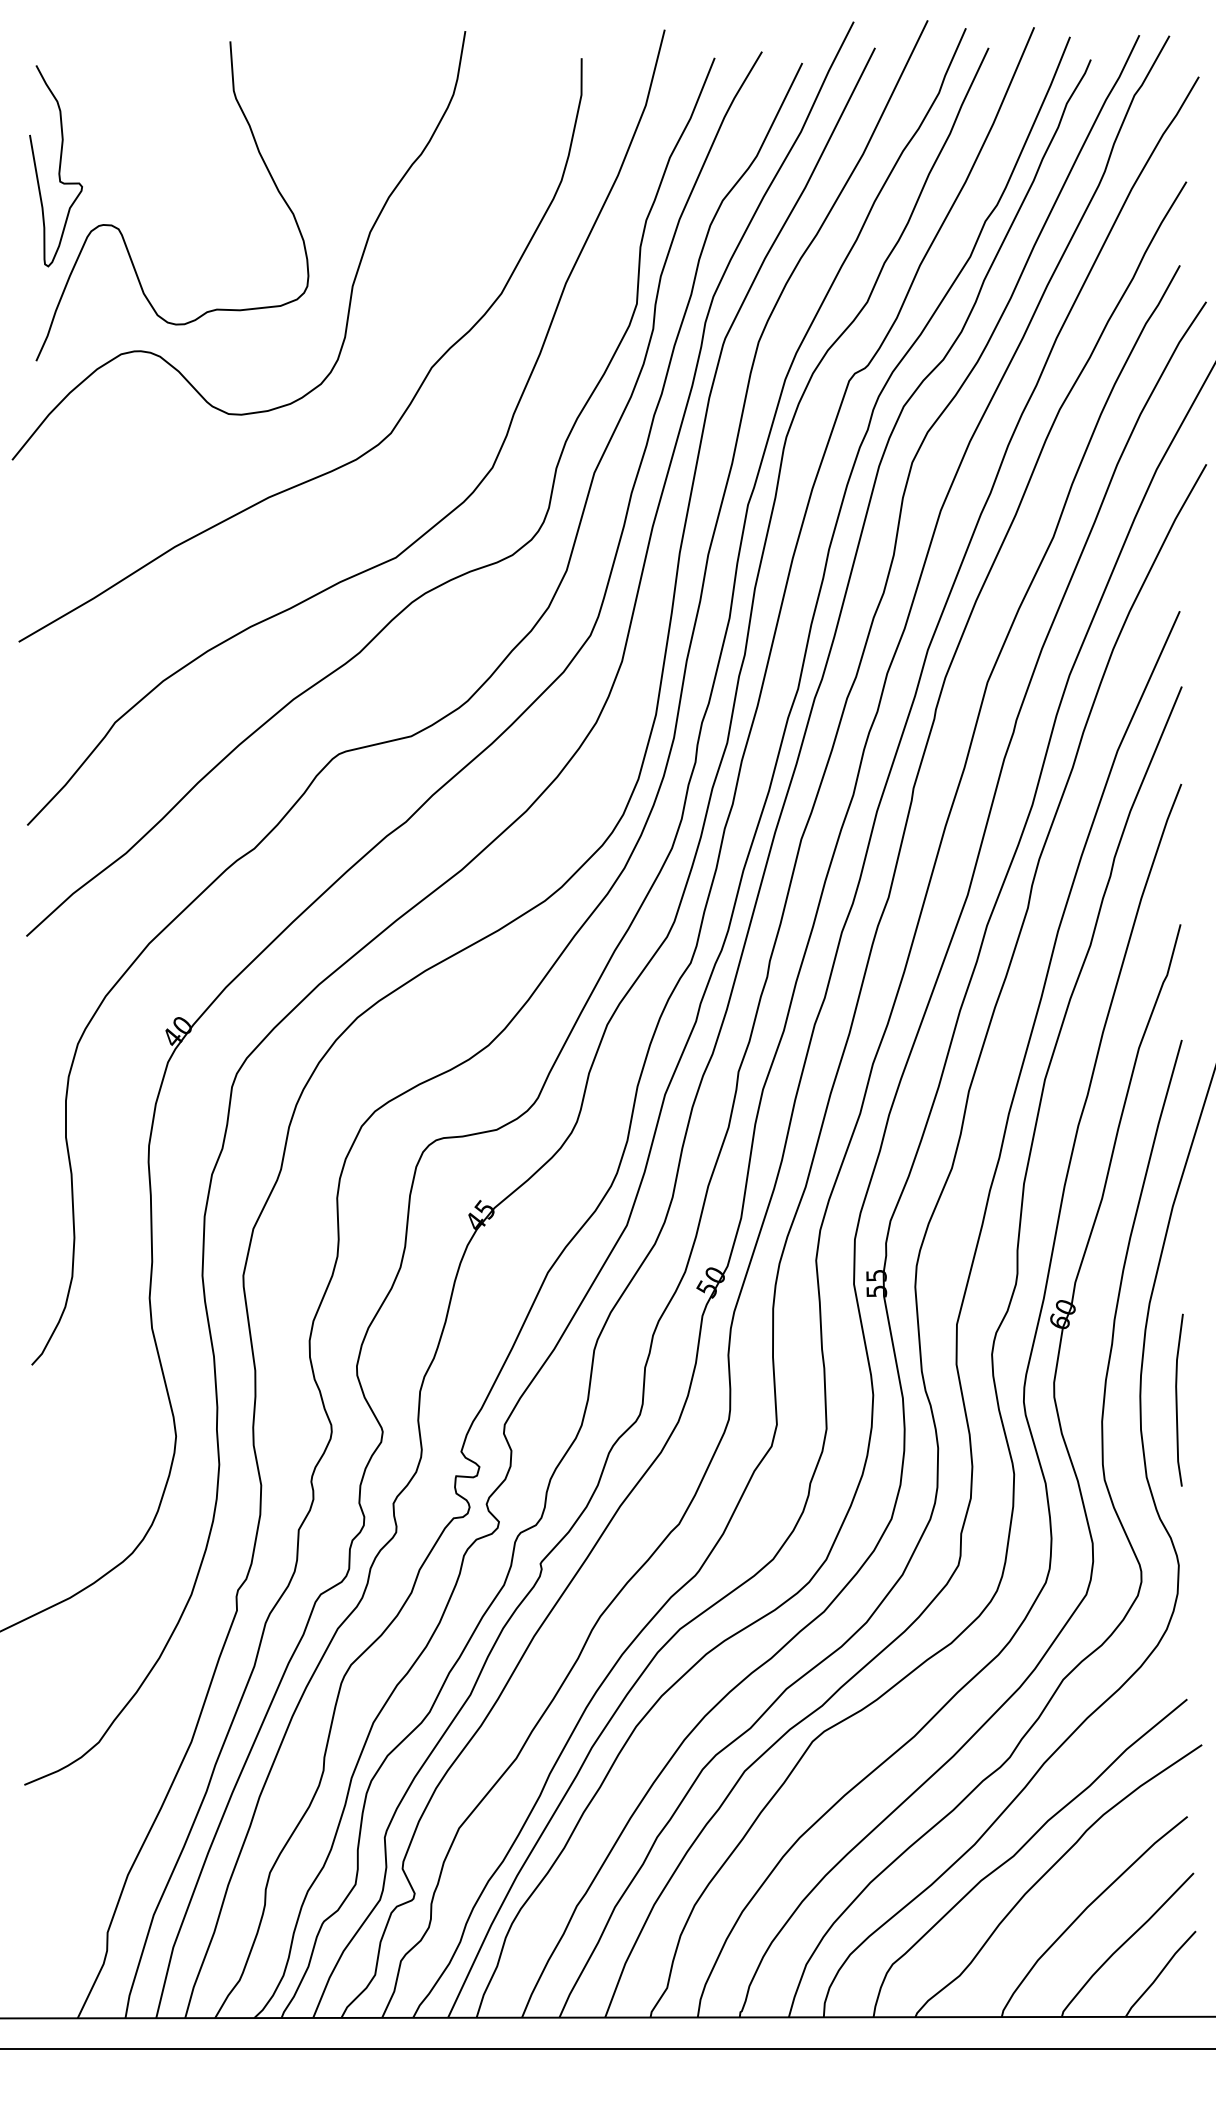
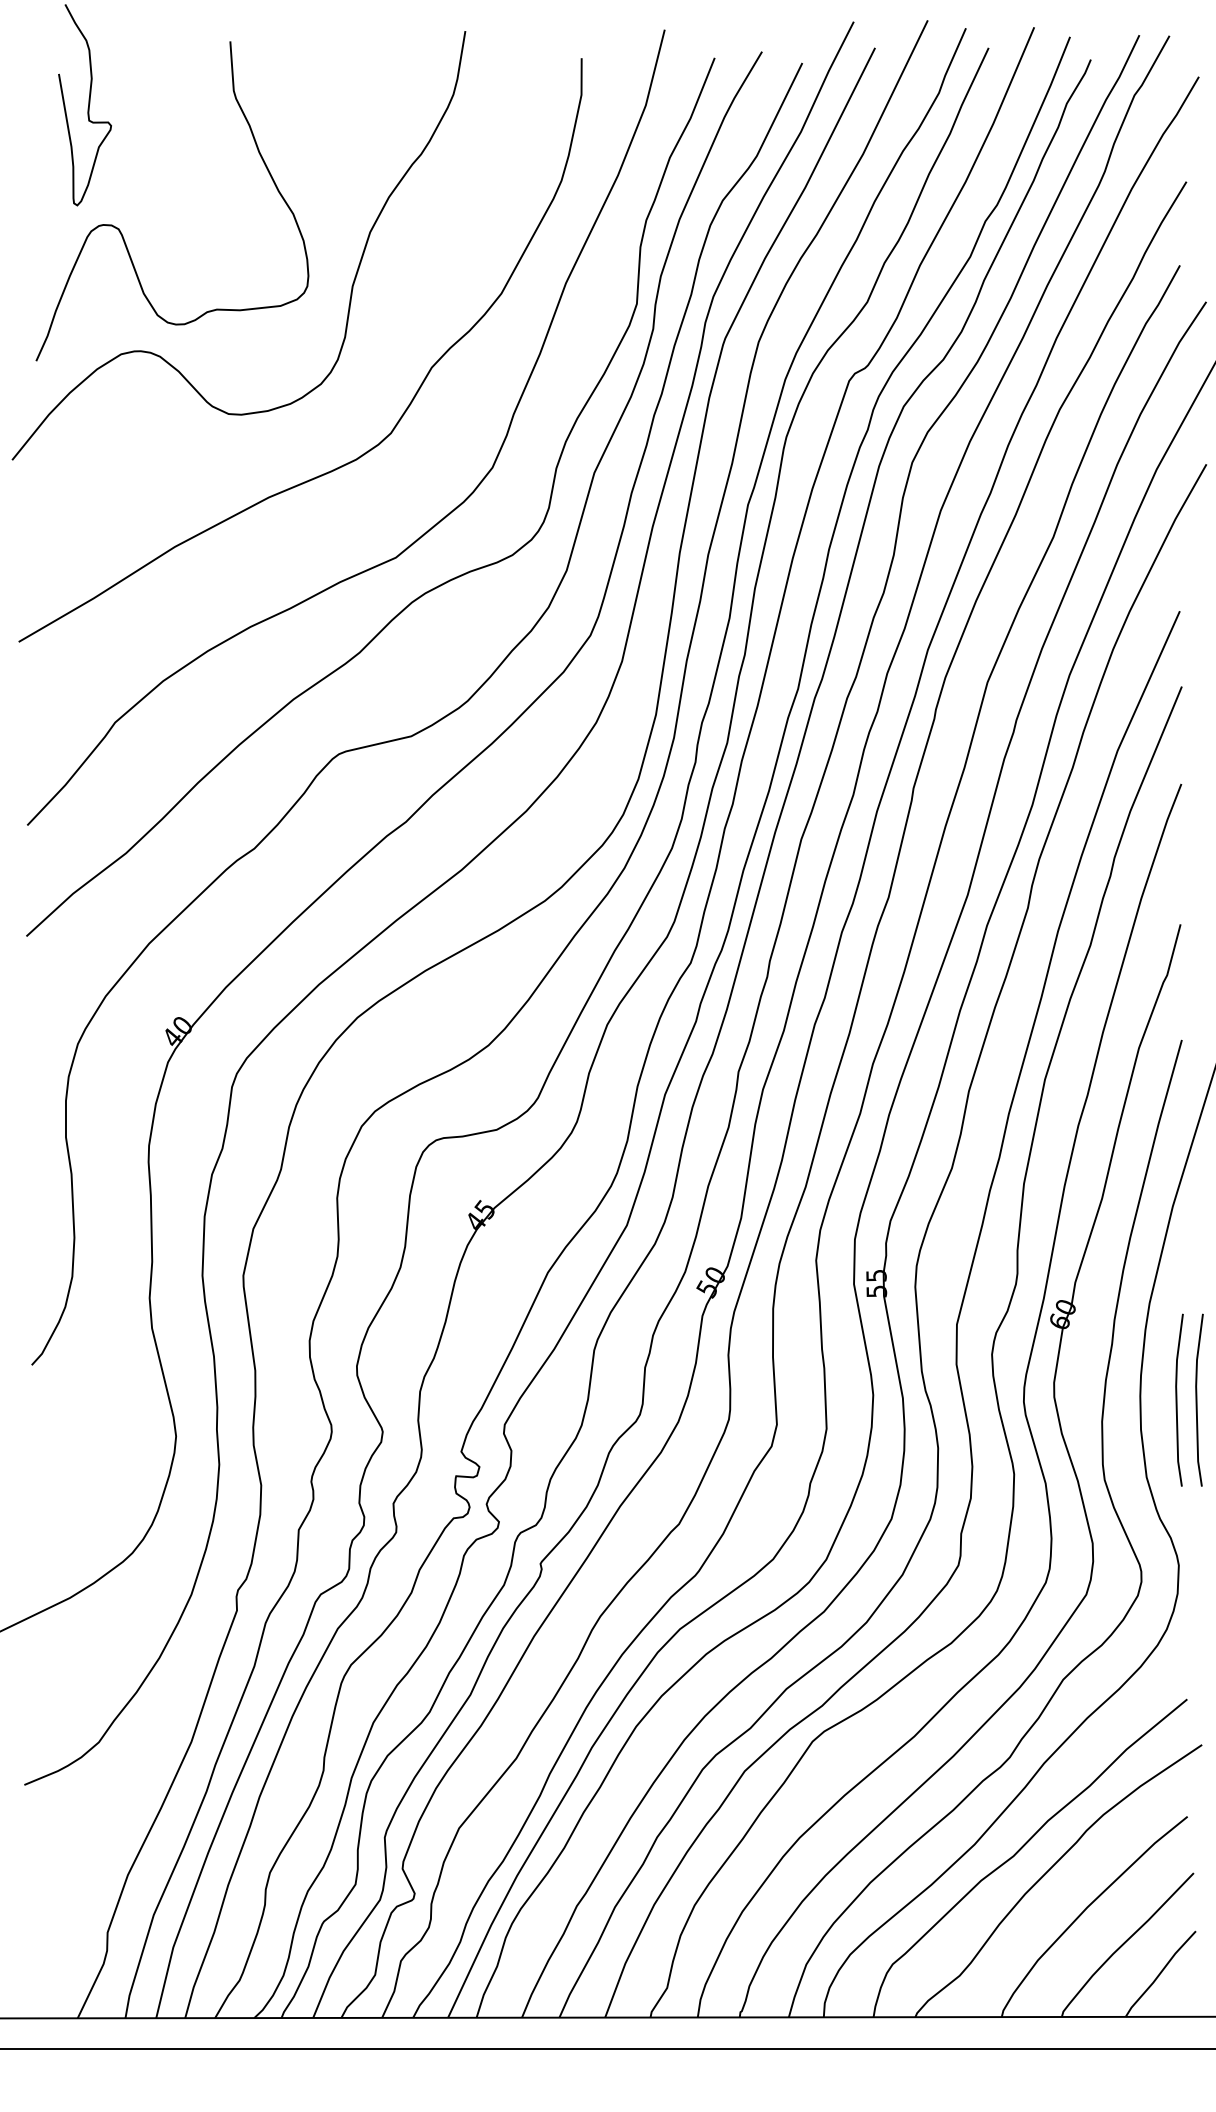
curve position: (59, 166) -> (88, 105) (88, 105)
line: none -> present (1197, 1399)
